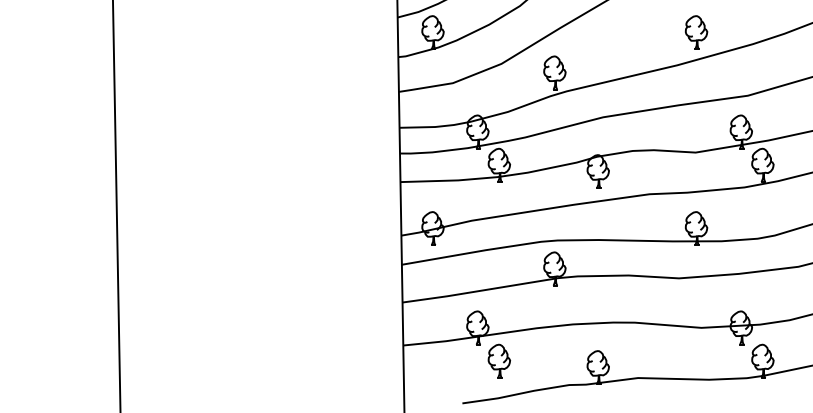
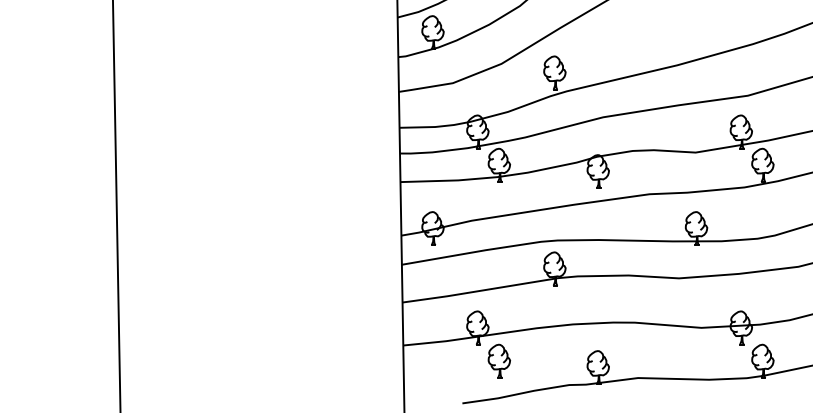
part: present -> none (696, 32)
